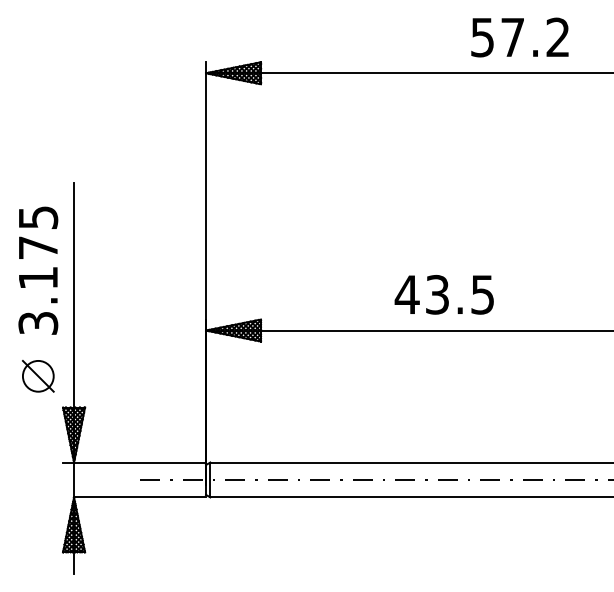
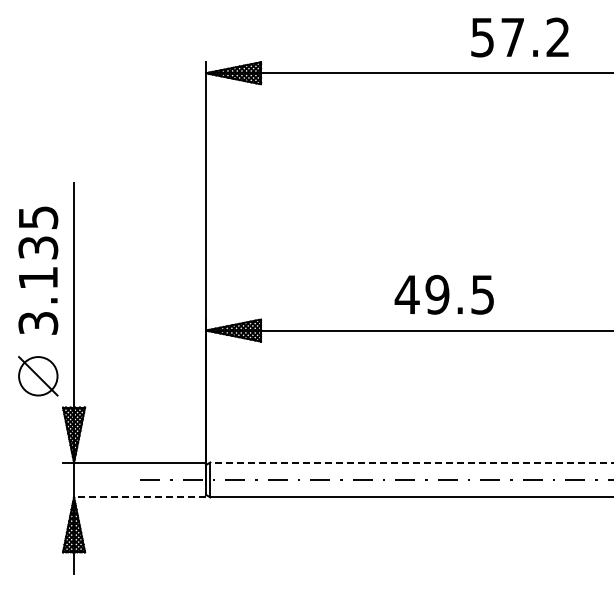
text: 3.175 -> 3.135 (38, 247)
text: 43.5 -> 49.5 (437, 294)
part size: 33x33 px -> 41x41 px (38, 376)
line: solid -> dashed (411, 462)
line: solid -> dashed (140, 497)
